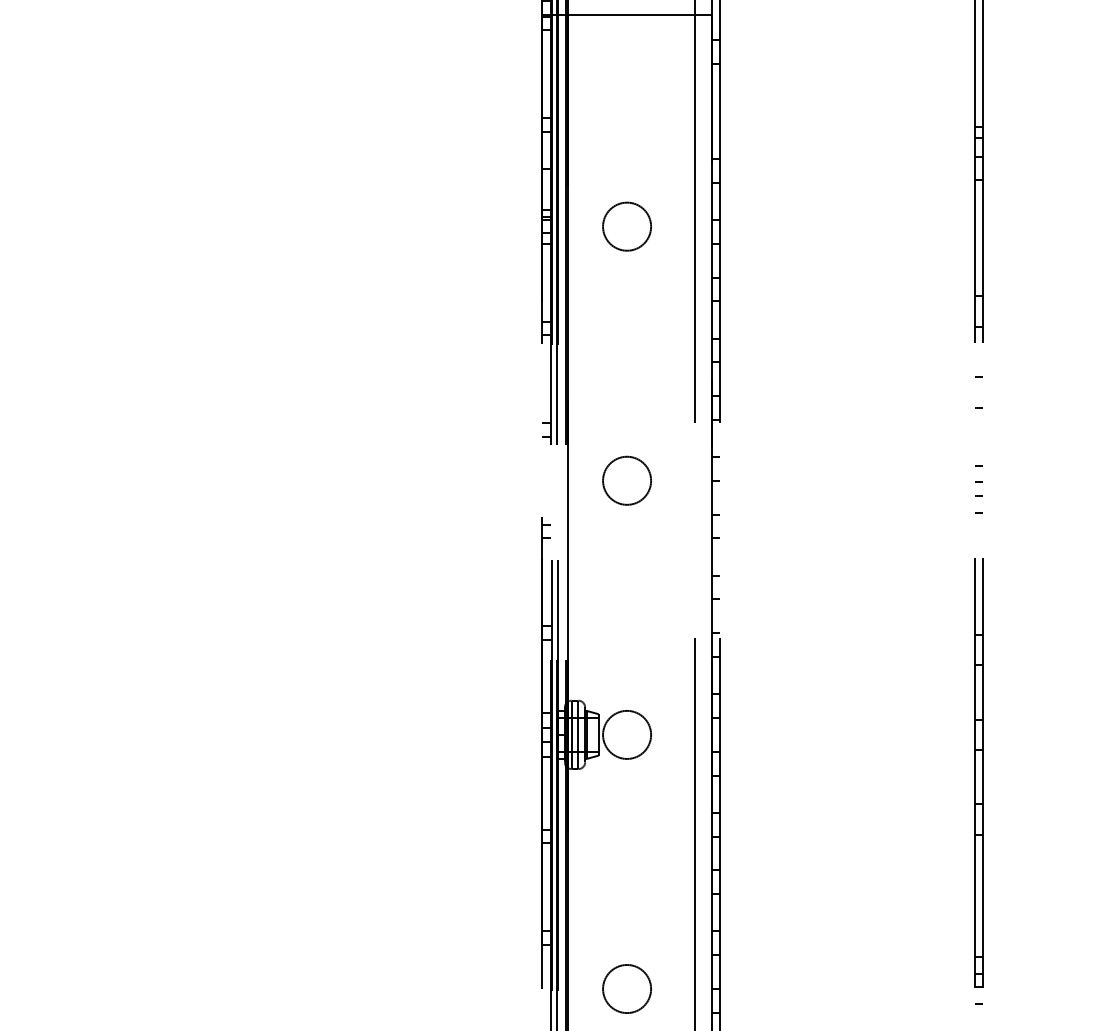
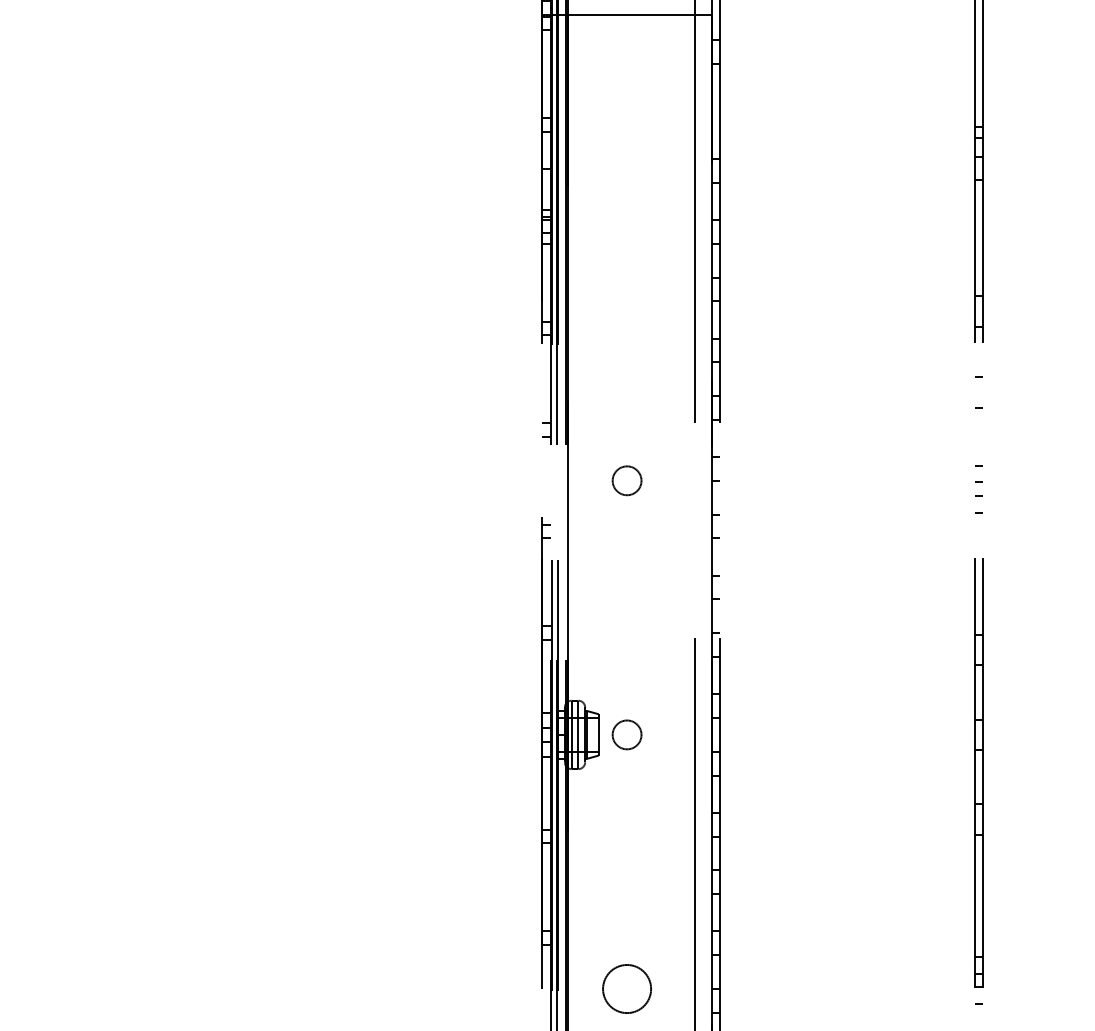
circle: present -> none (626, 226)
circle diameter: 48 px -> 29 px (626, 480)
circle diameter: 48 px -> 29 px (626, 734)
